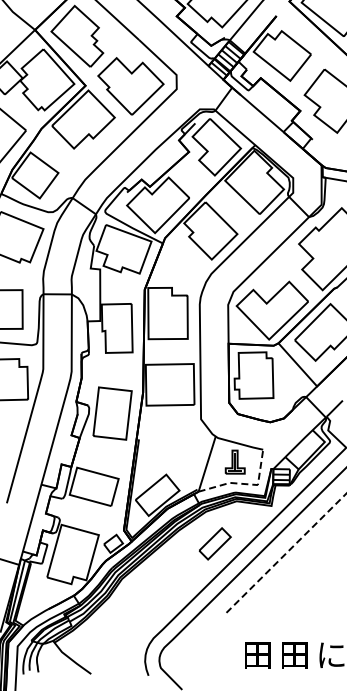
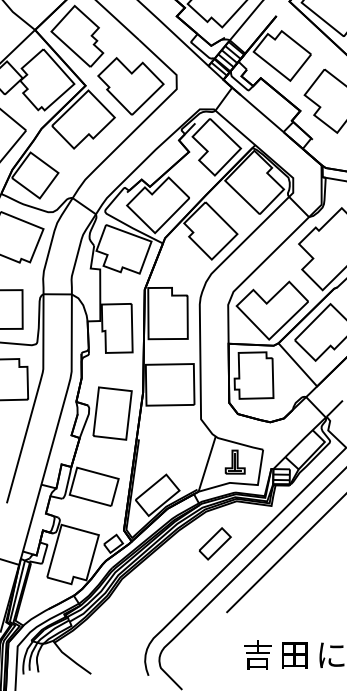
line: dashed -> solid (245, 484)
line: dashed -> solid (286, 553)
text: 田 -> 吉 (257, 654)
